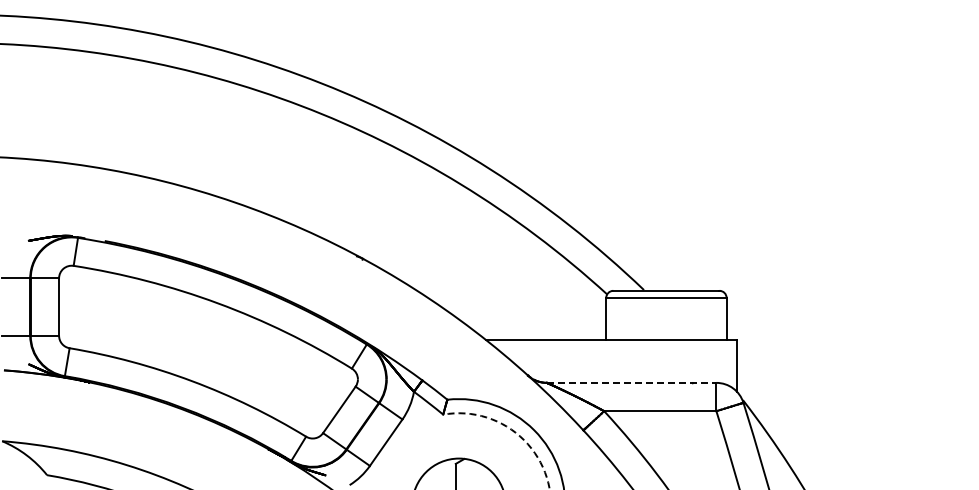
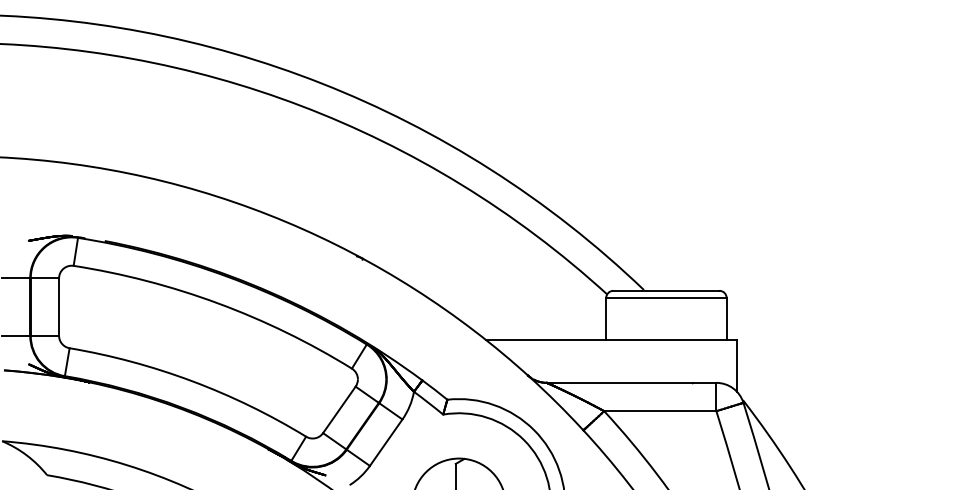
line: dashed -> solid (631, 382)
arc: dashed -> solid (512, 430)
